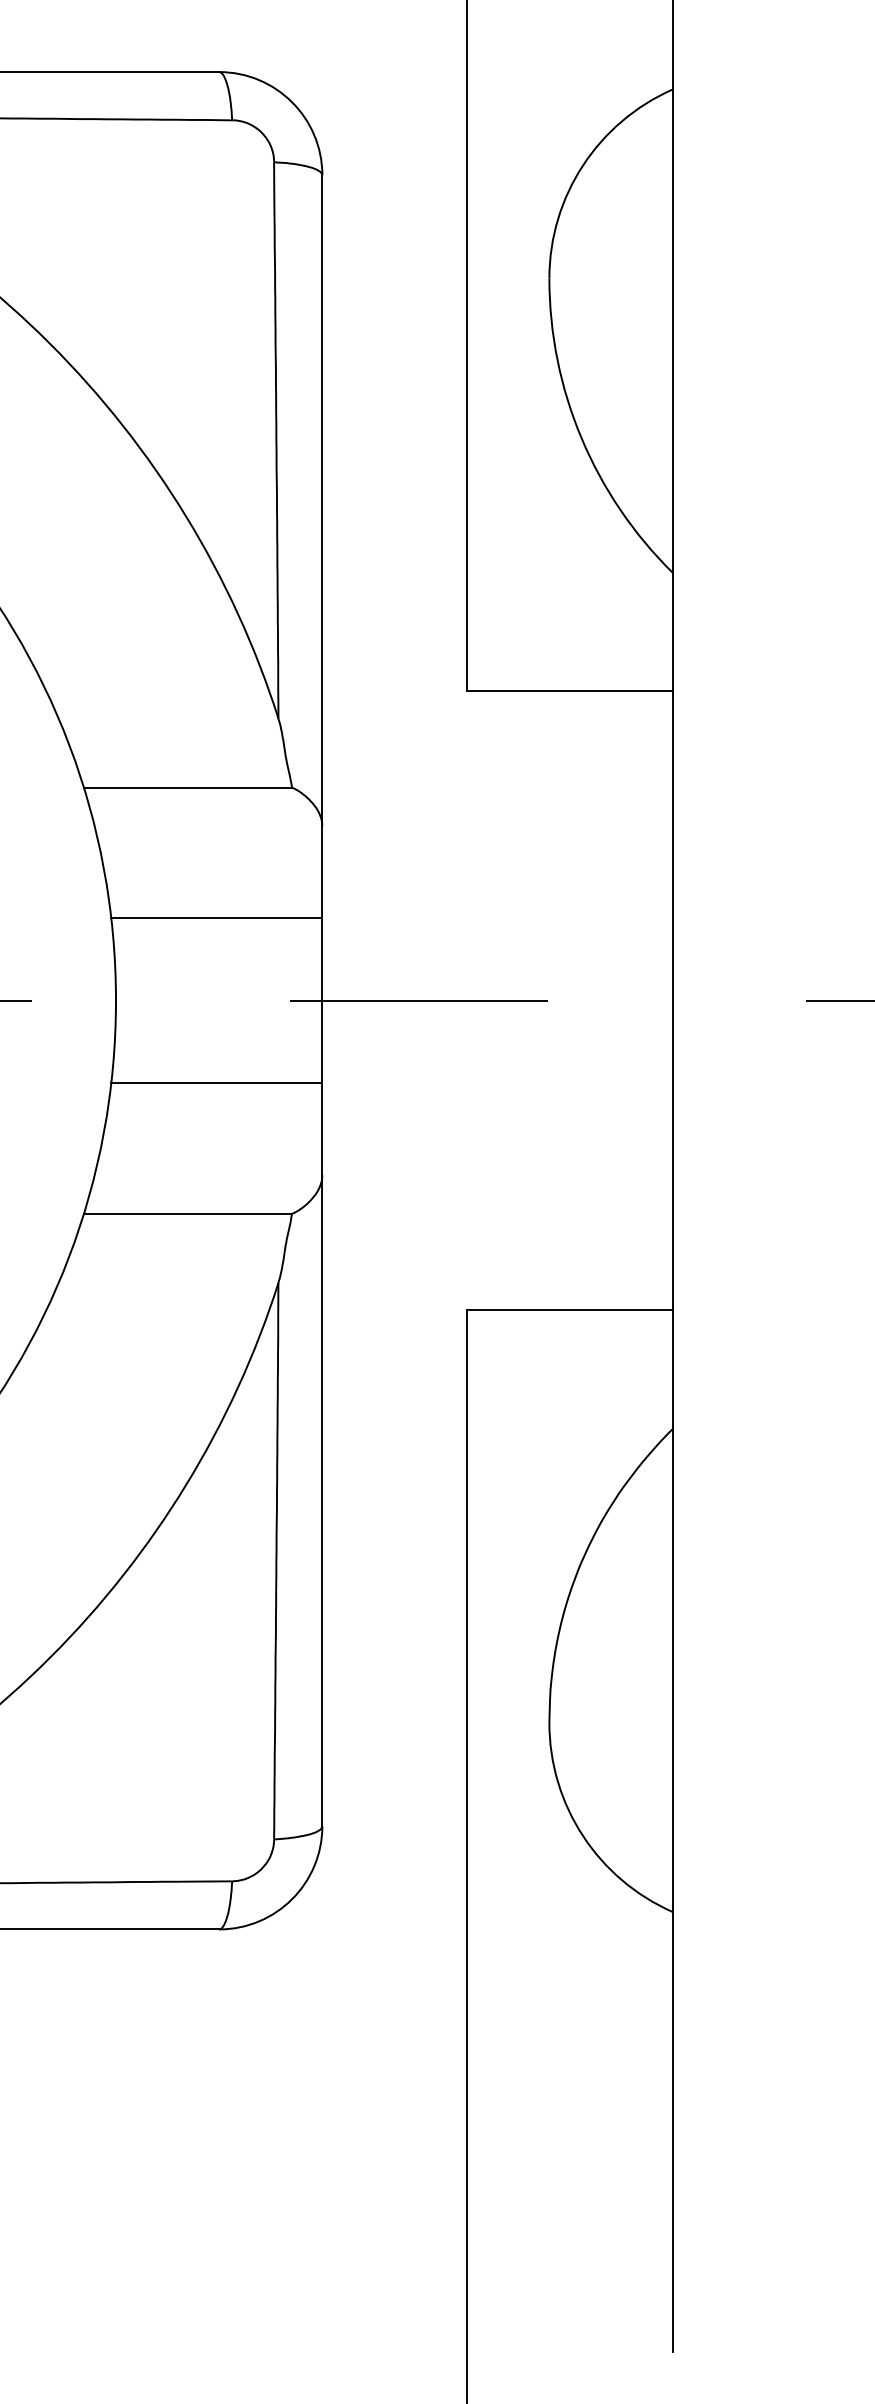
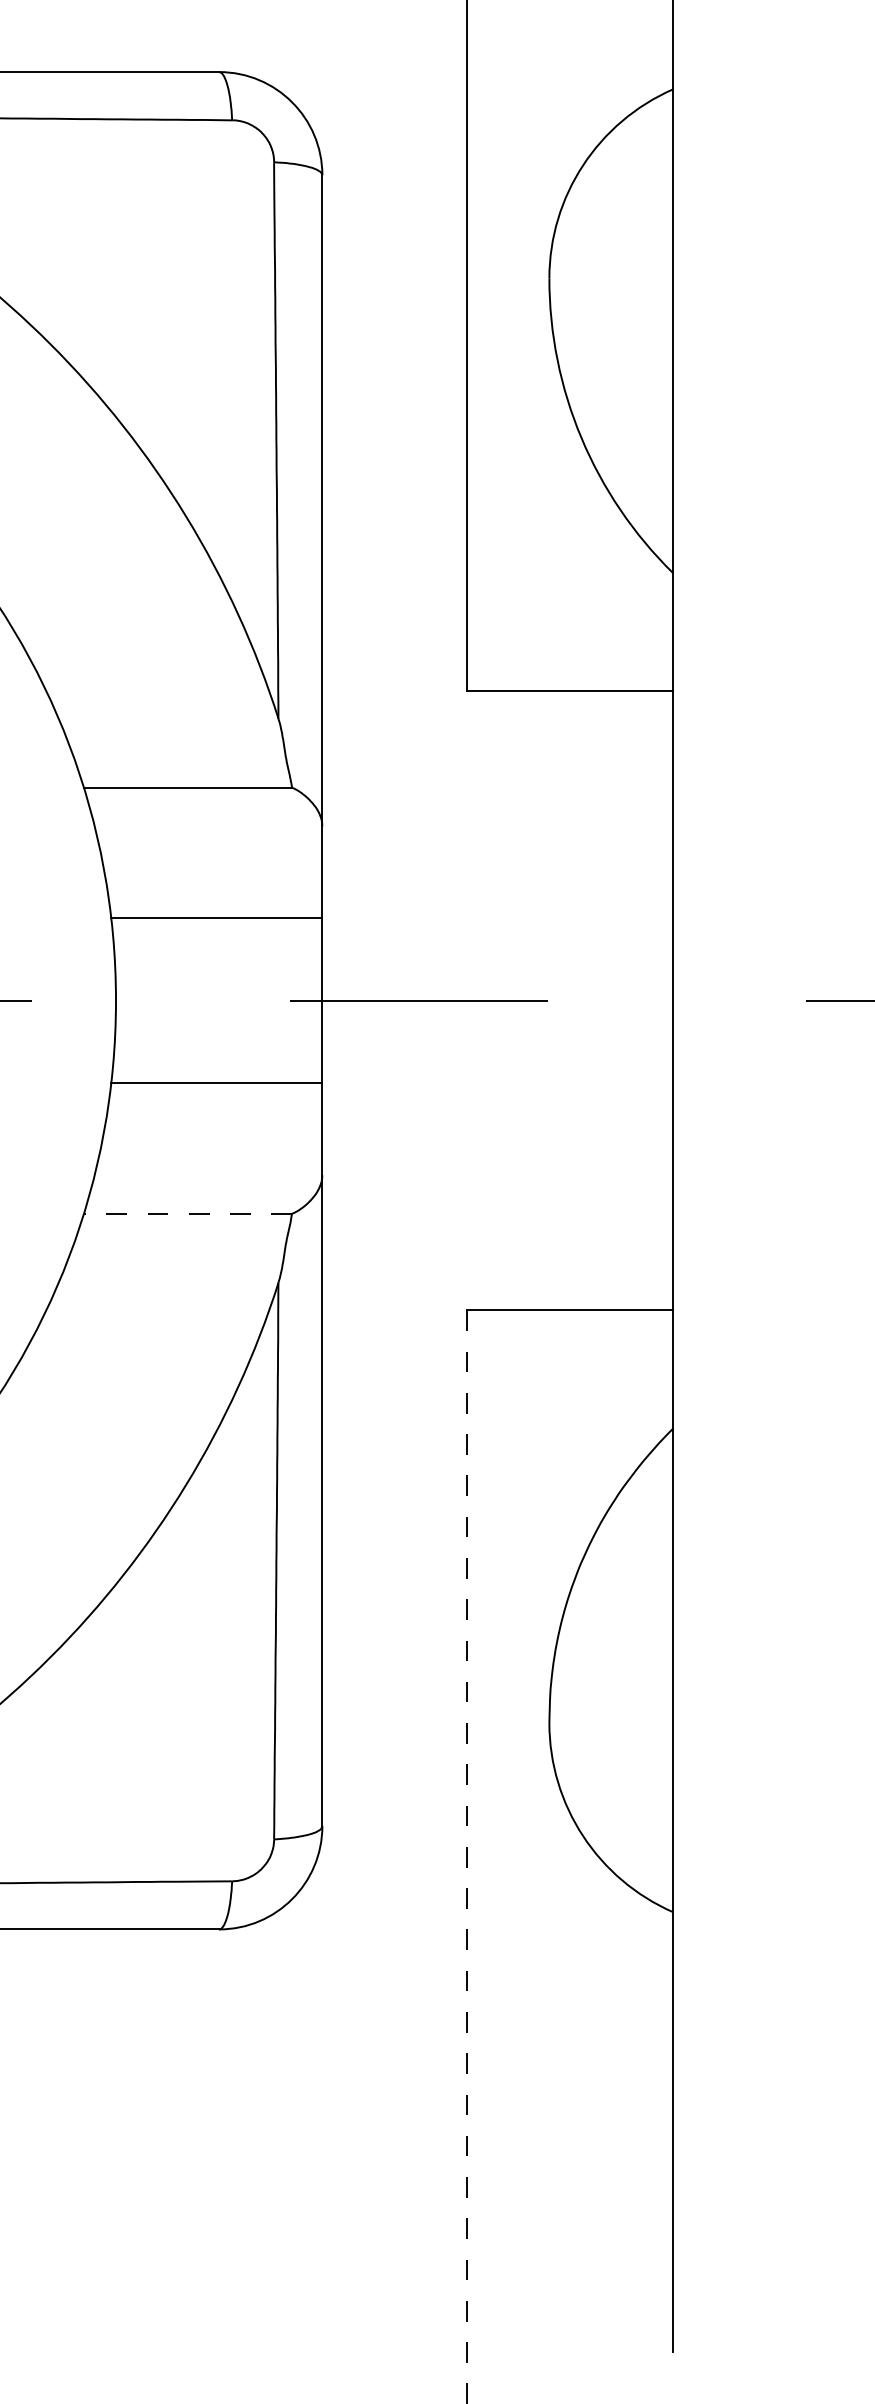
line: solid -> dashed (187, 1213)
line: solid -> dashed (466, 1856)
